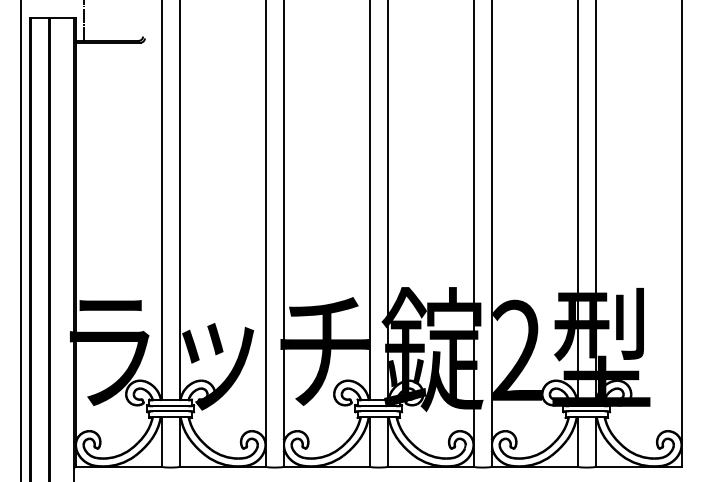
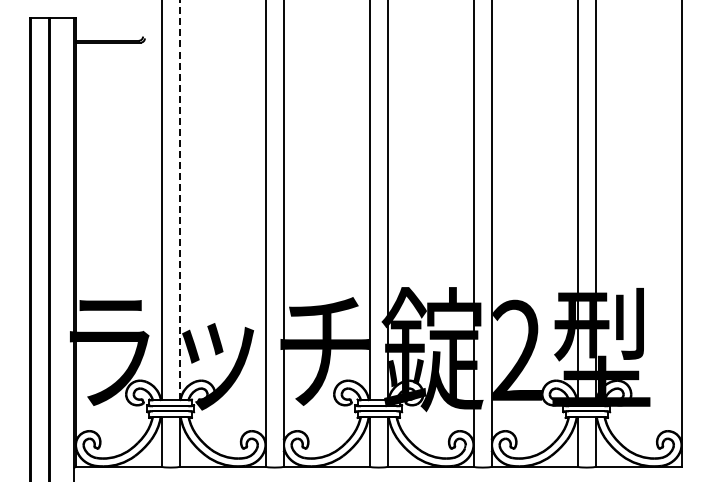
line: present -> none (84, 21)
line: solid -> dashed (179, 199)
line: present -> none (21, 240)
